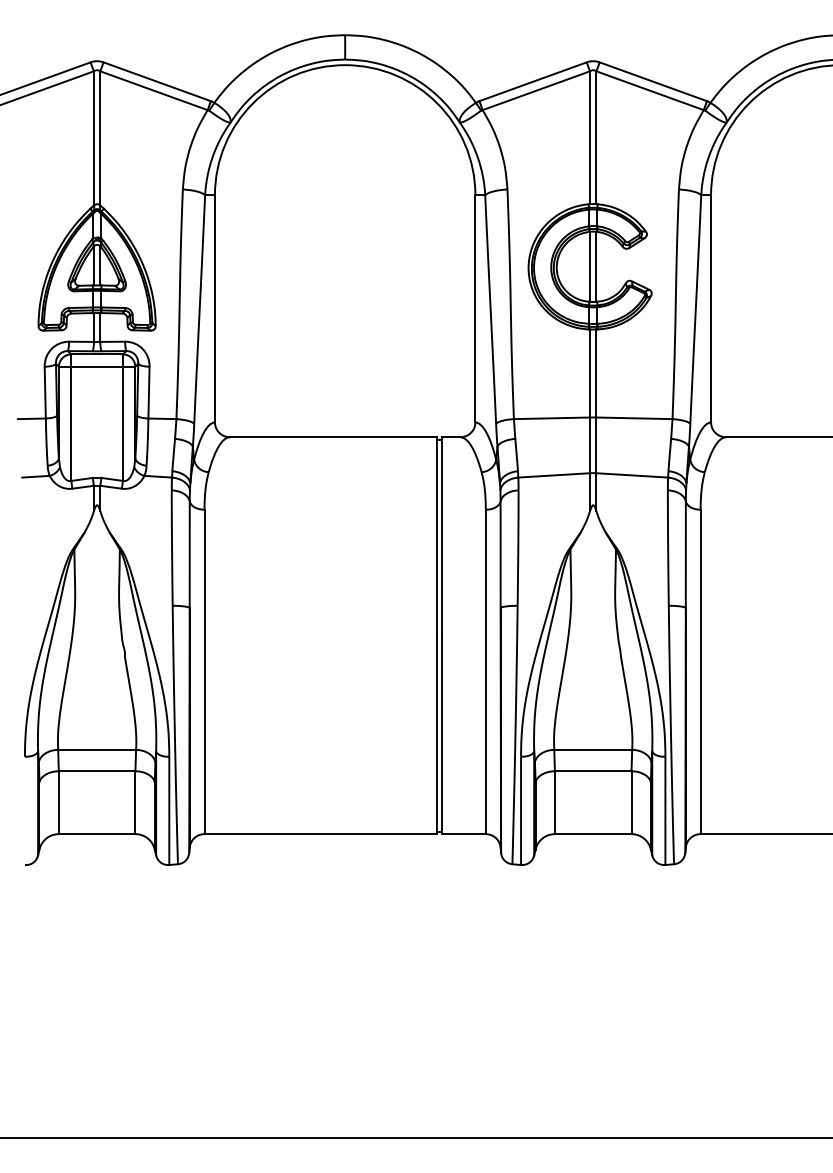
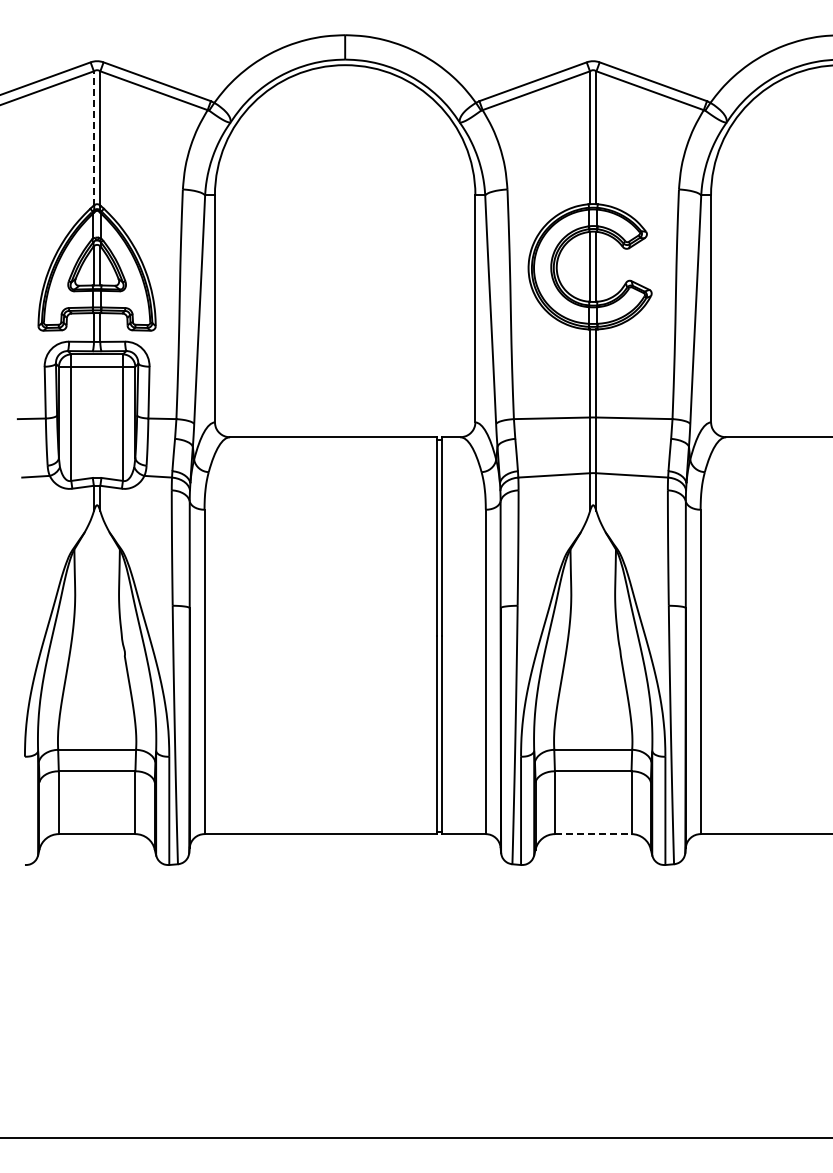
line: solid -> dashed (93, 137)
line: solid -> dashed (593, 834)
